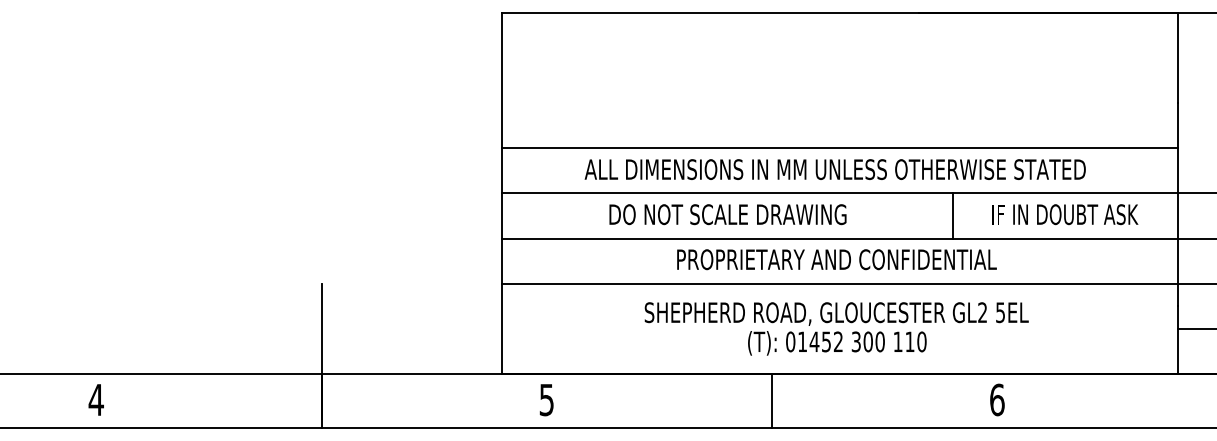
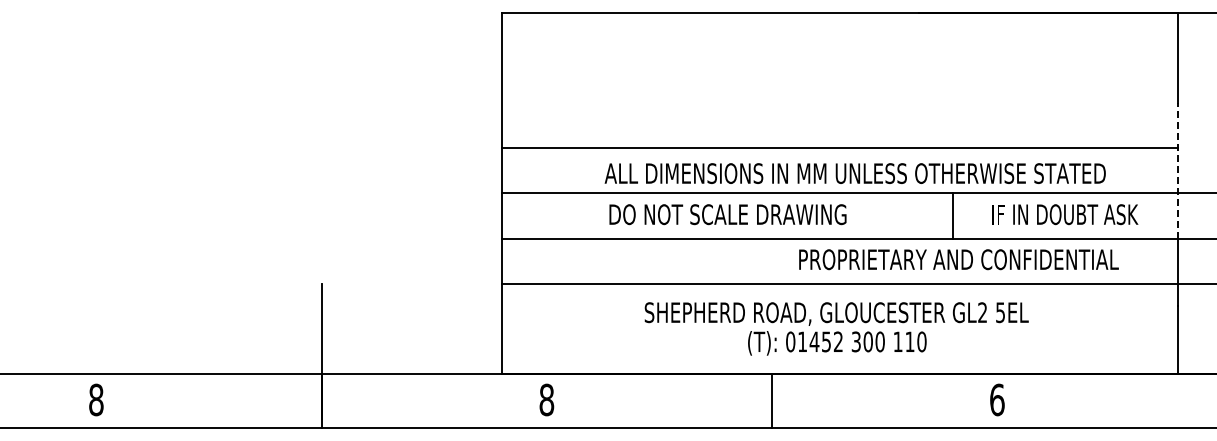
text position: (834, 169) -> (854, 173) (854, 173)
line: solid -> dashed (1177, 170)
text position: (836, 259) -> (958, 259) (958, 259)
line: present -> none (1195, 328)
text: 4 -> 8 (95, 399)
text: 5 -> 8 (546, 399)
